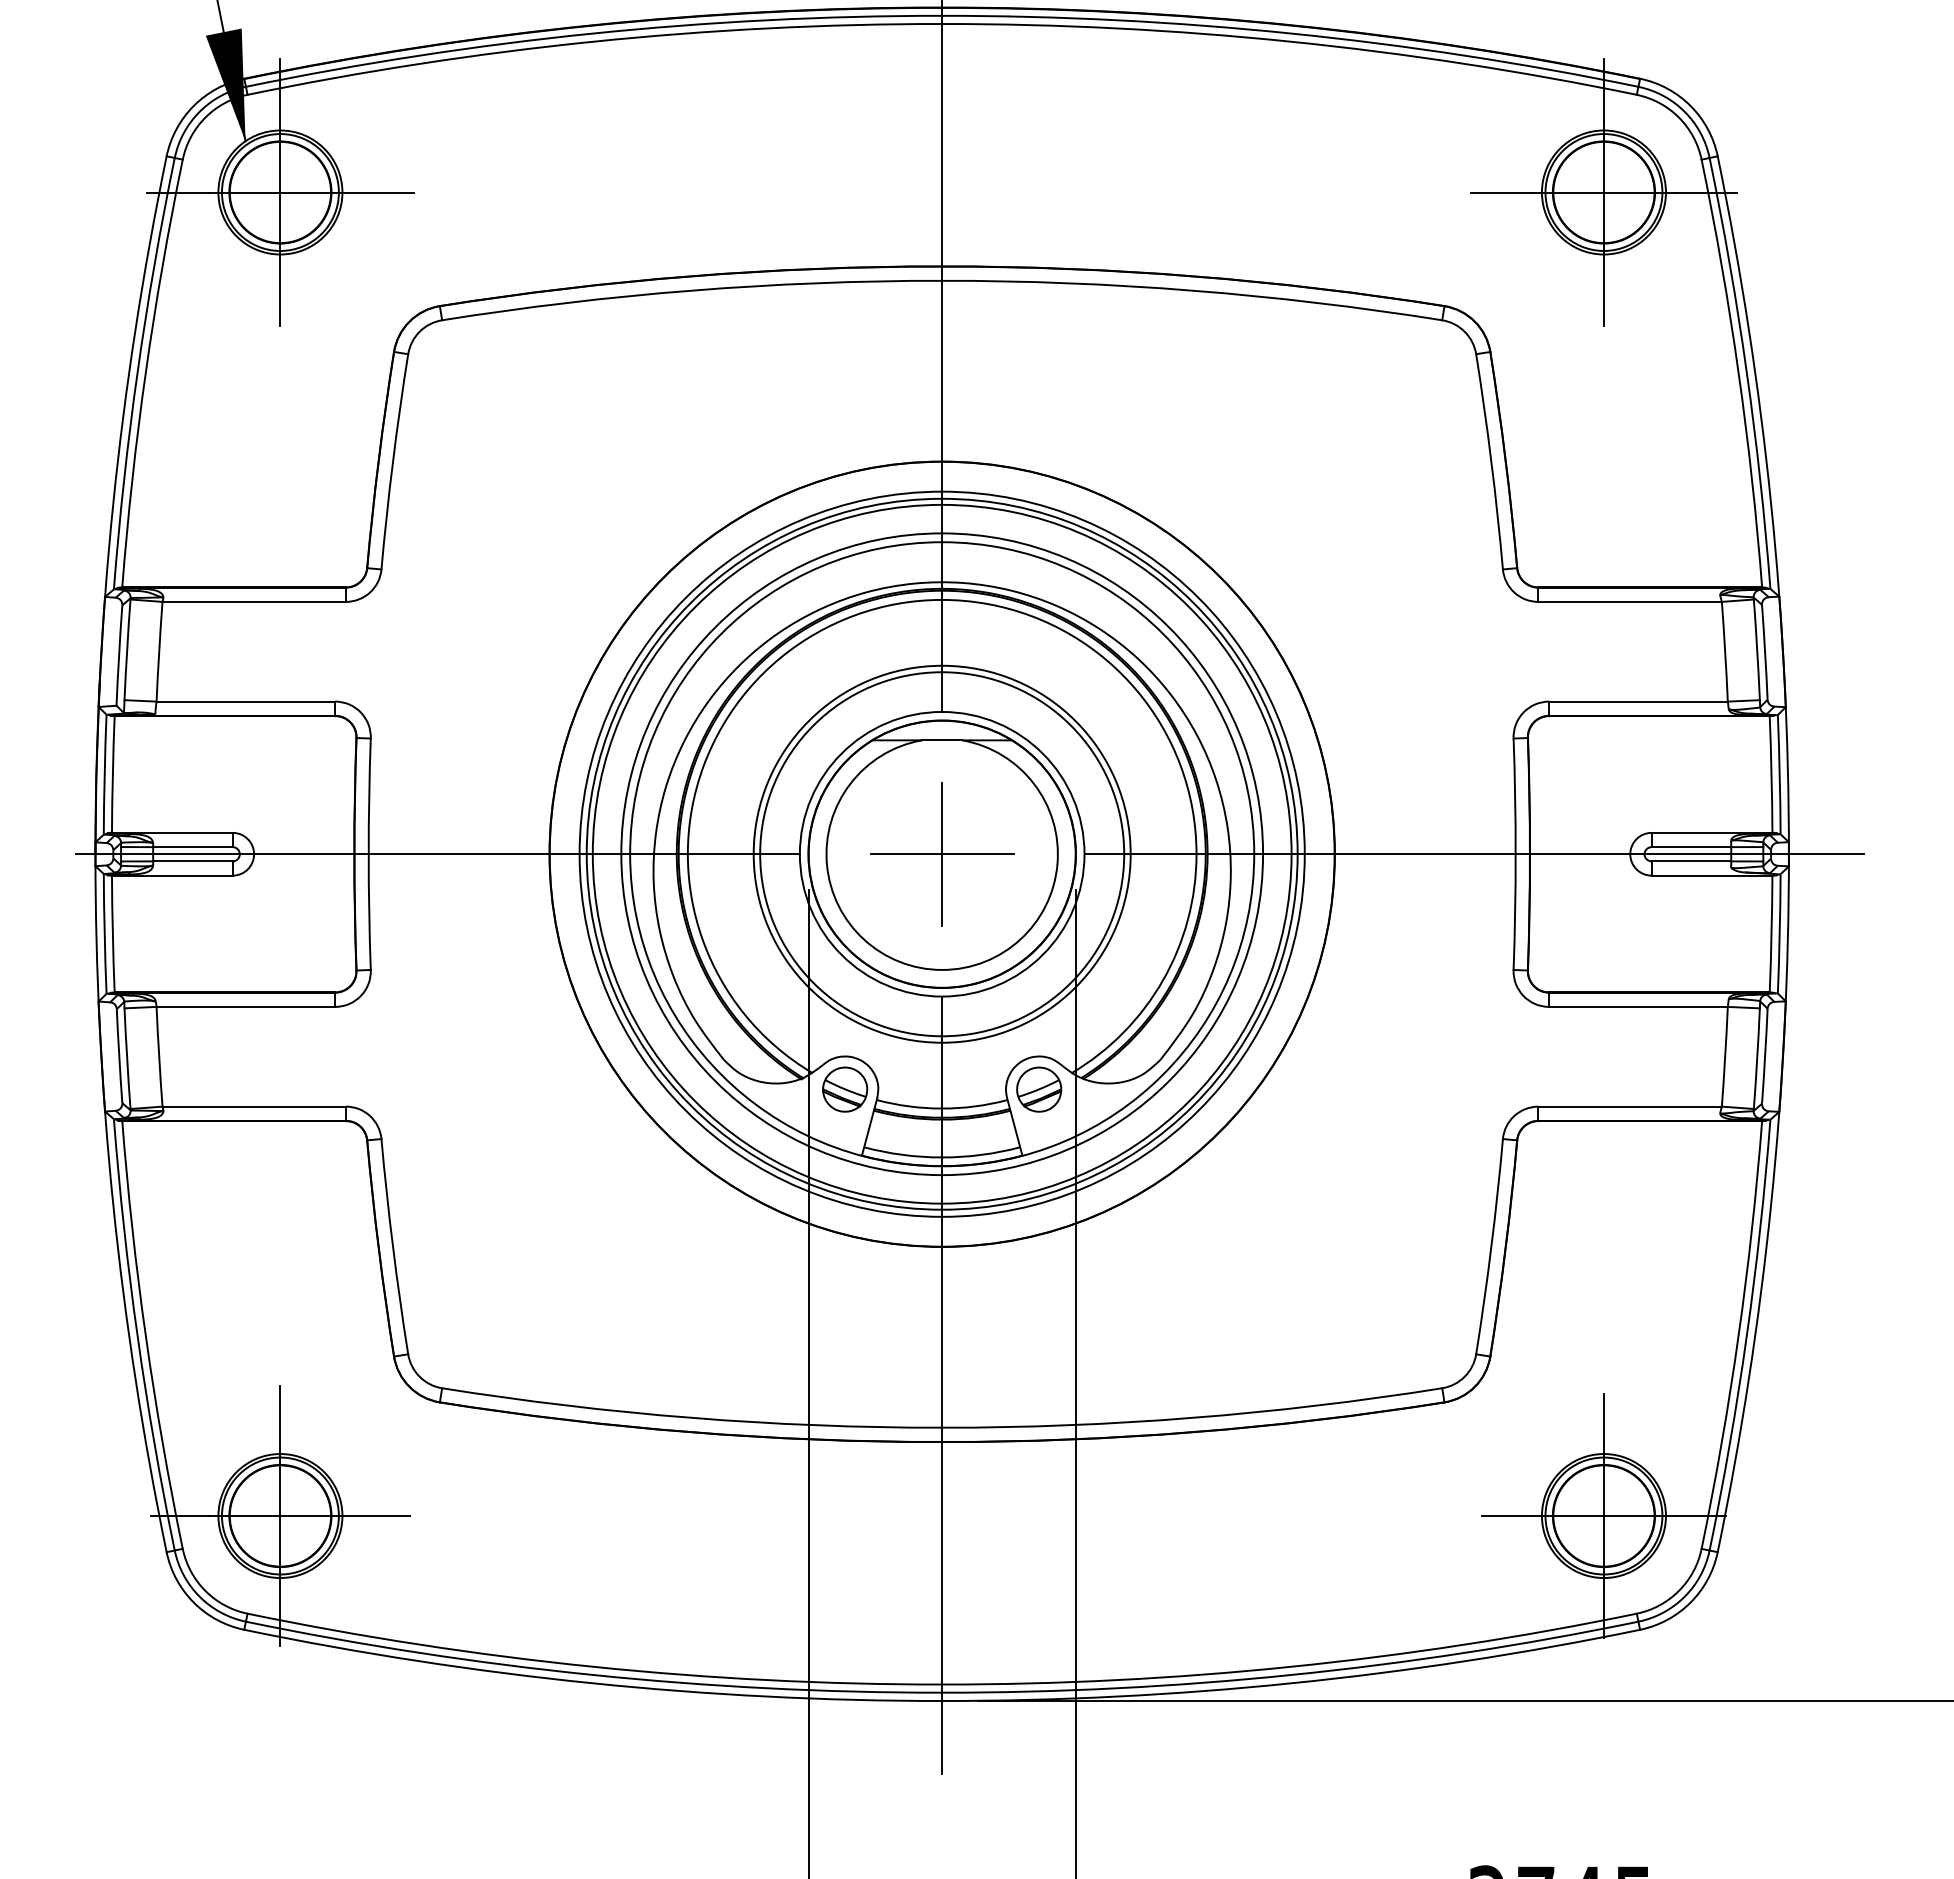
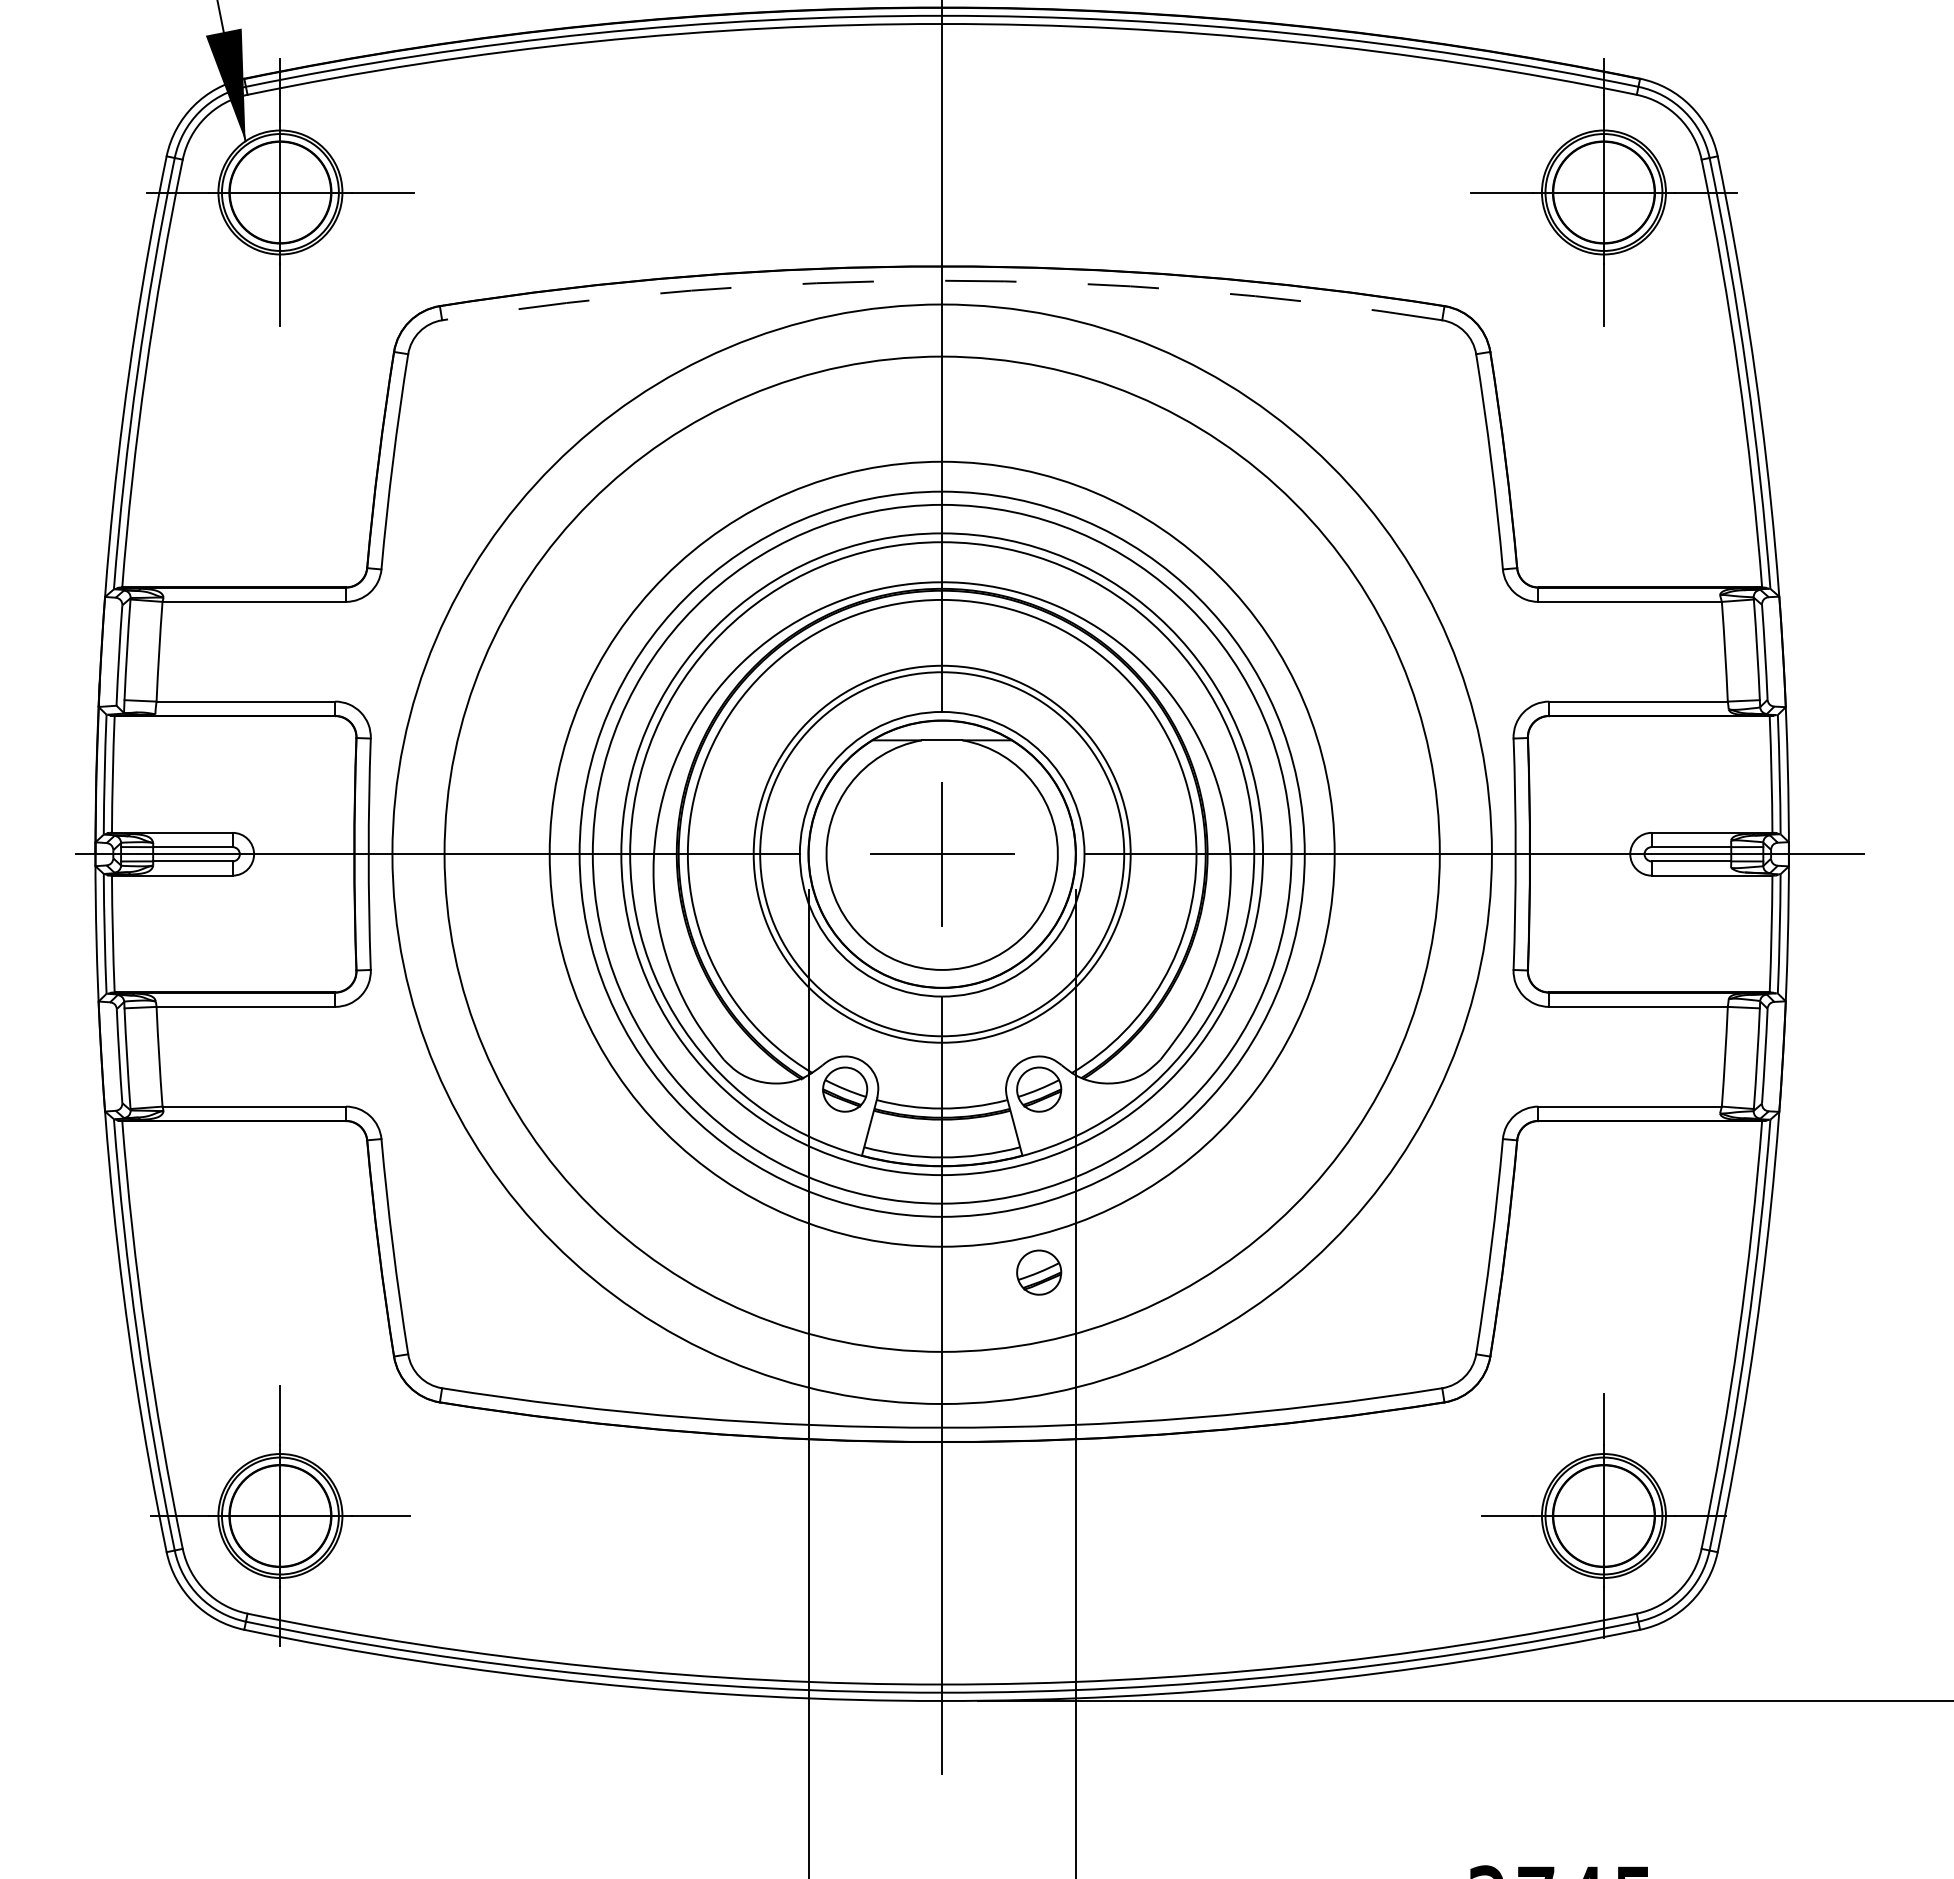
arc: solid -> dashed (942, 280)
circle diameter: 711 px -> 995 px (941, 853)
circle diameter: 785 px -> 1099 px (941, 854)
part: none -> present (1039, 1272)
